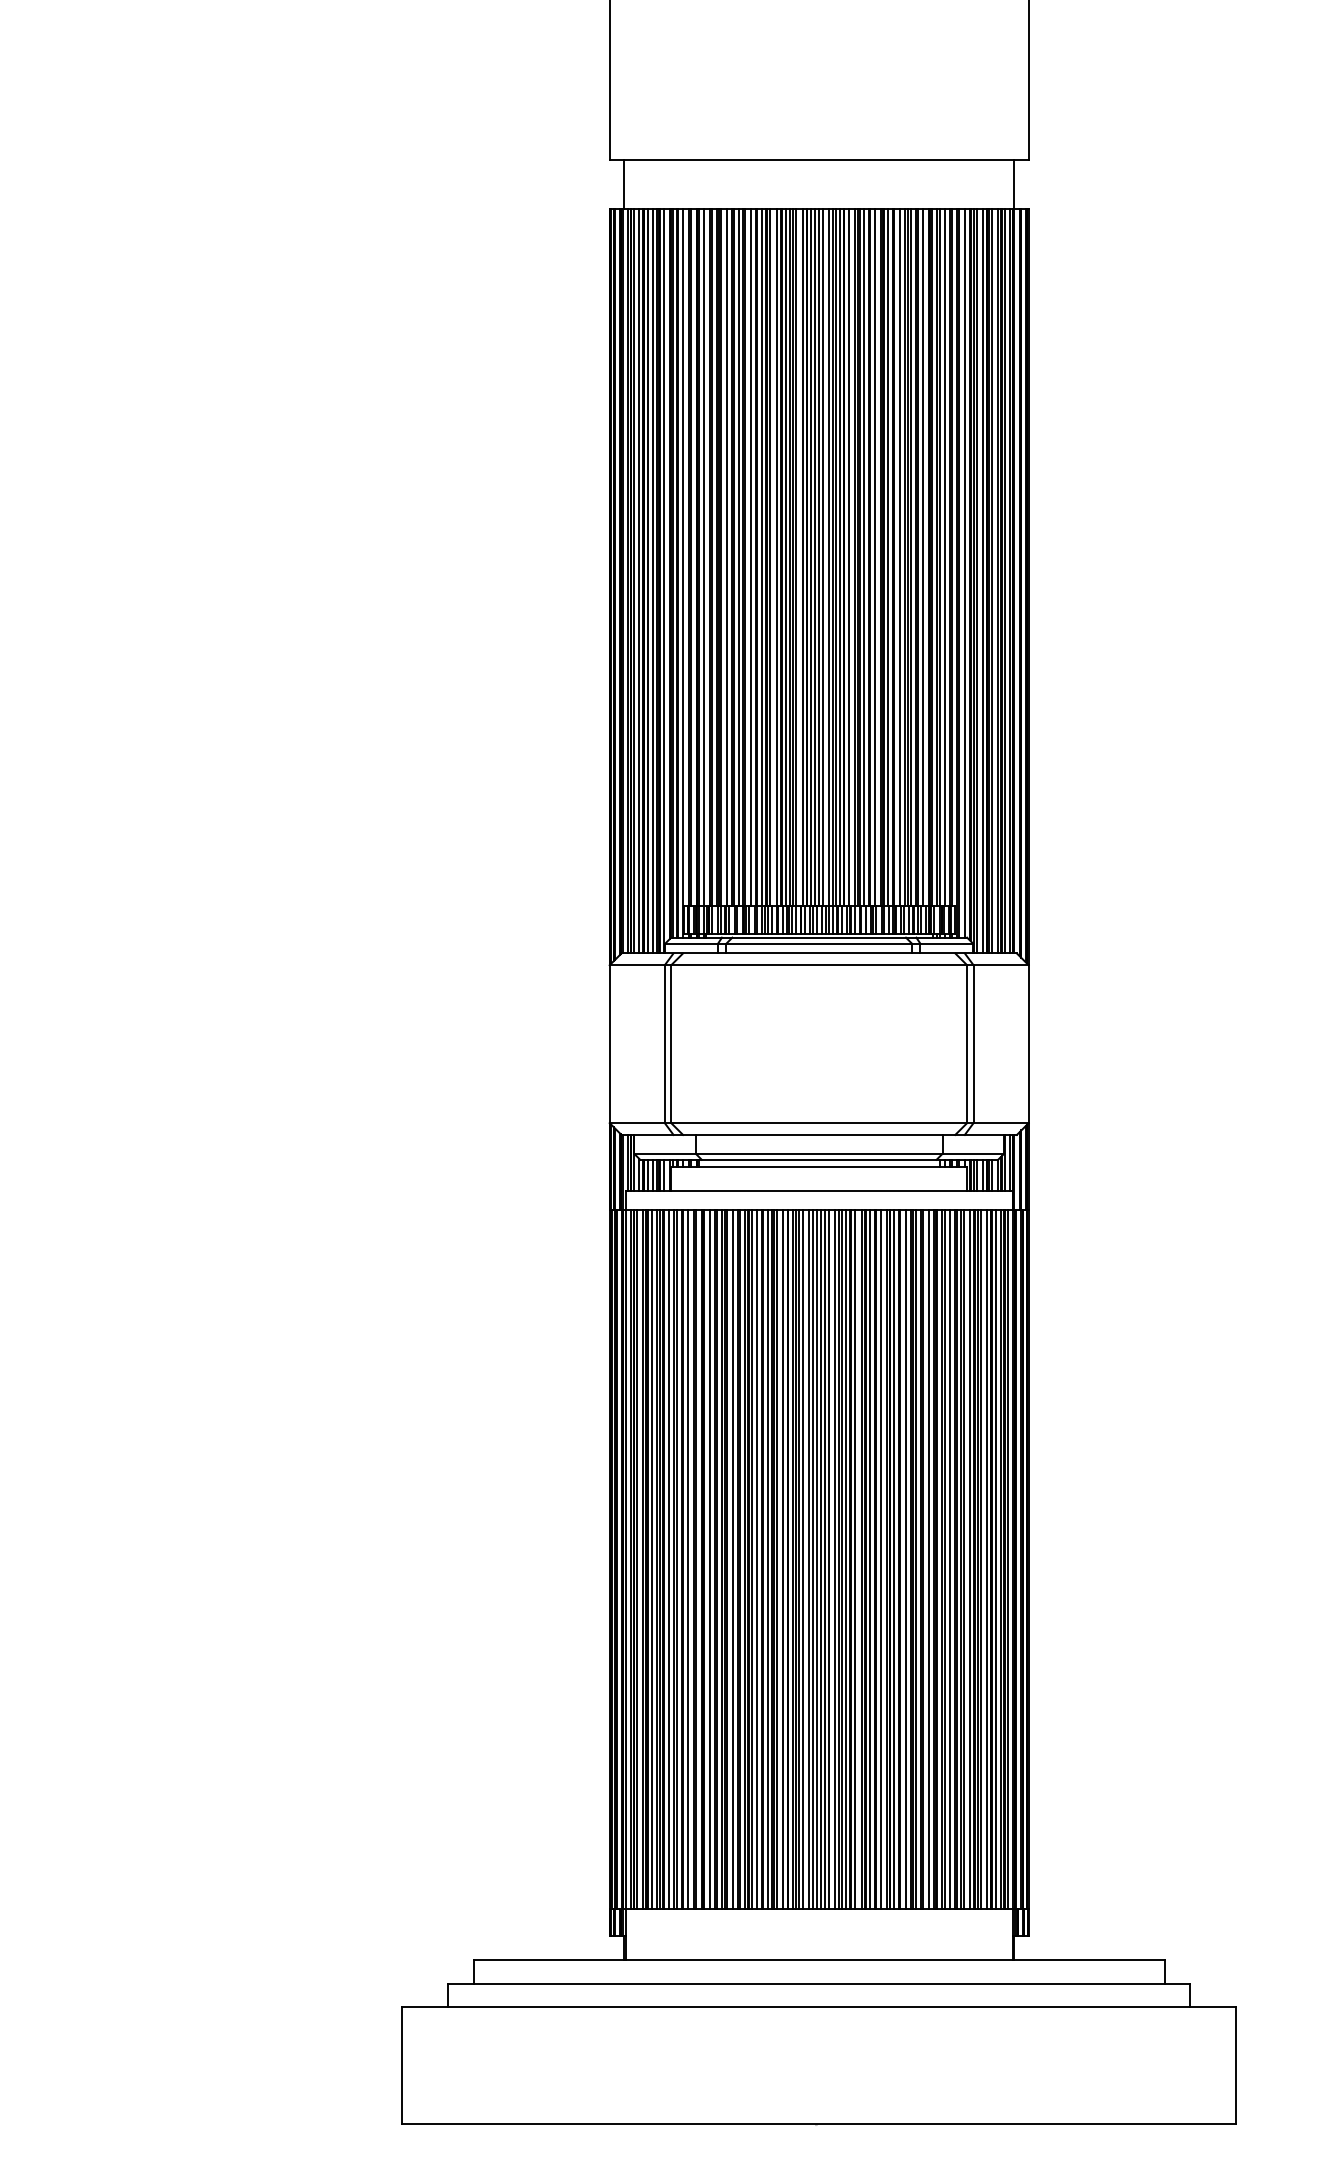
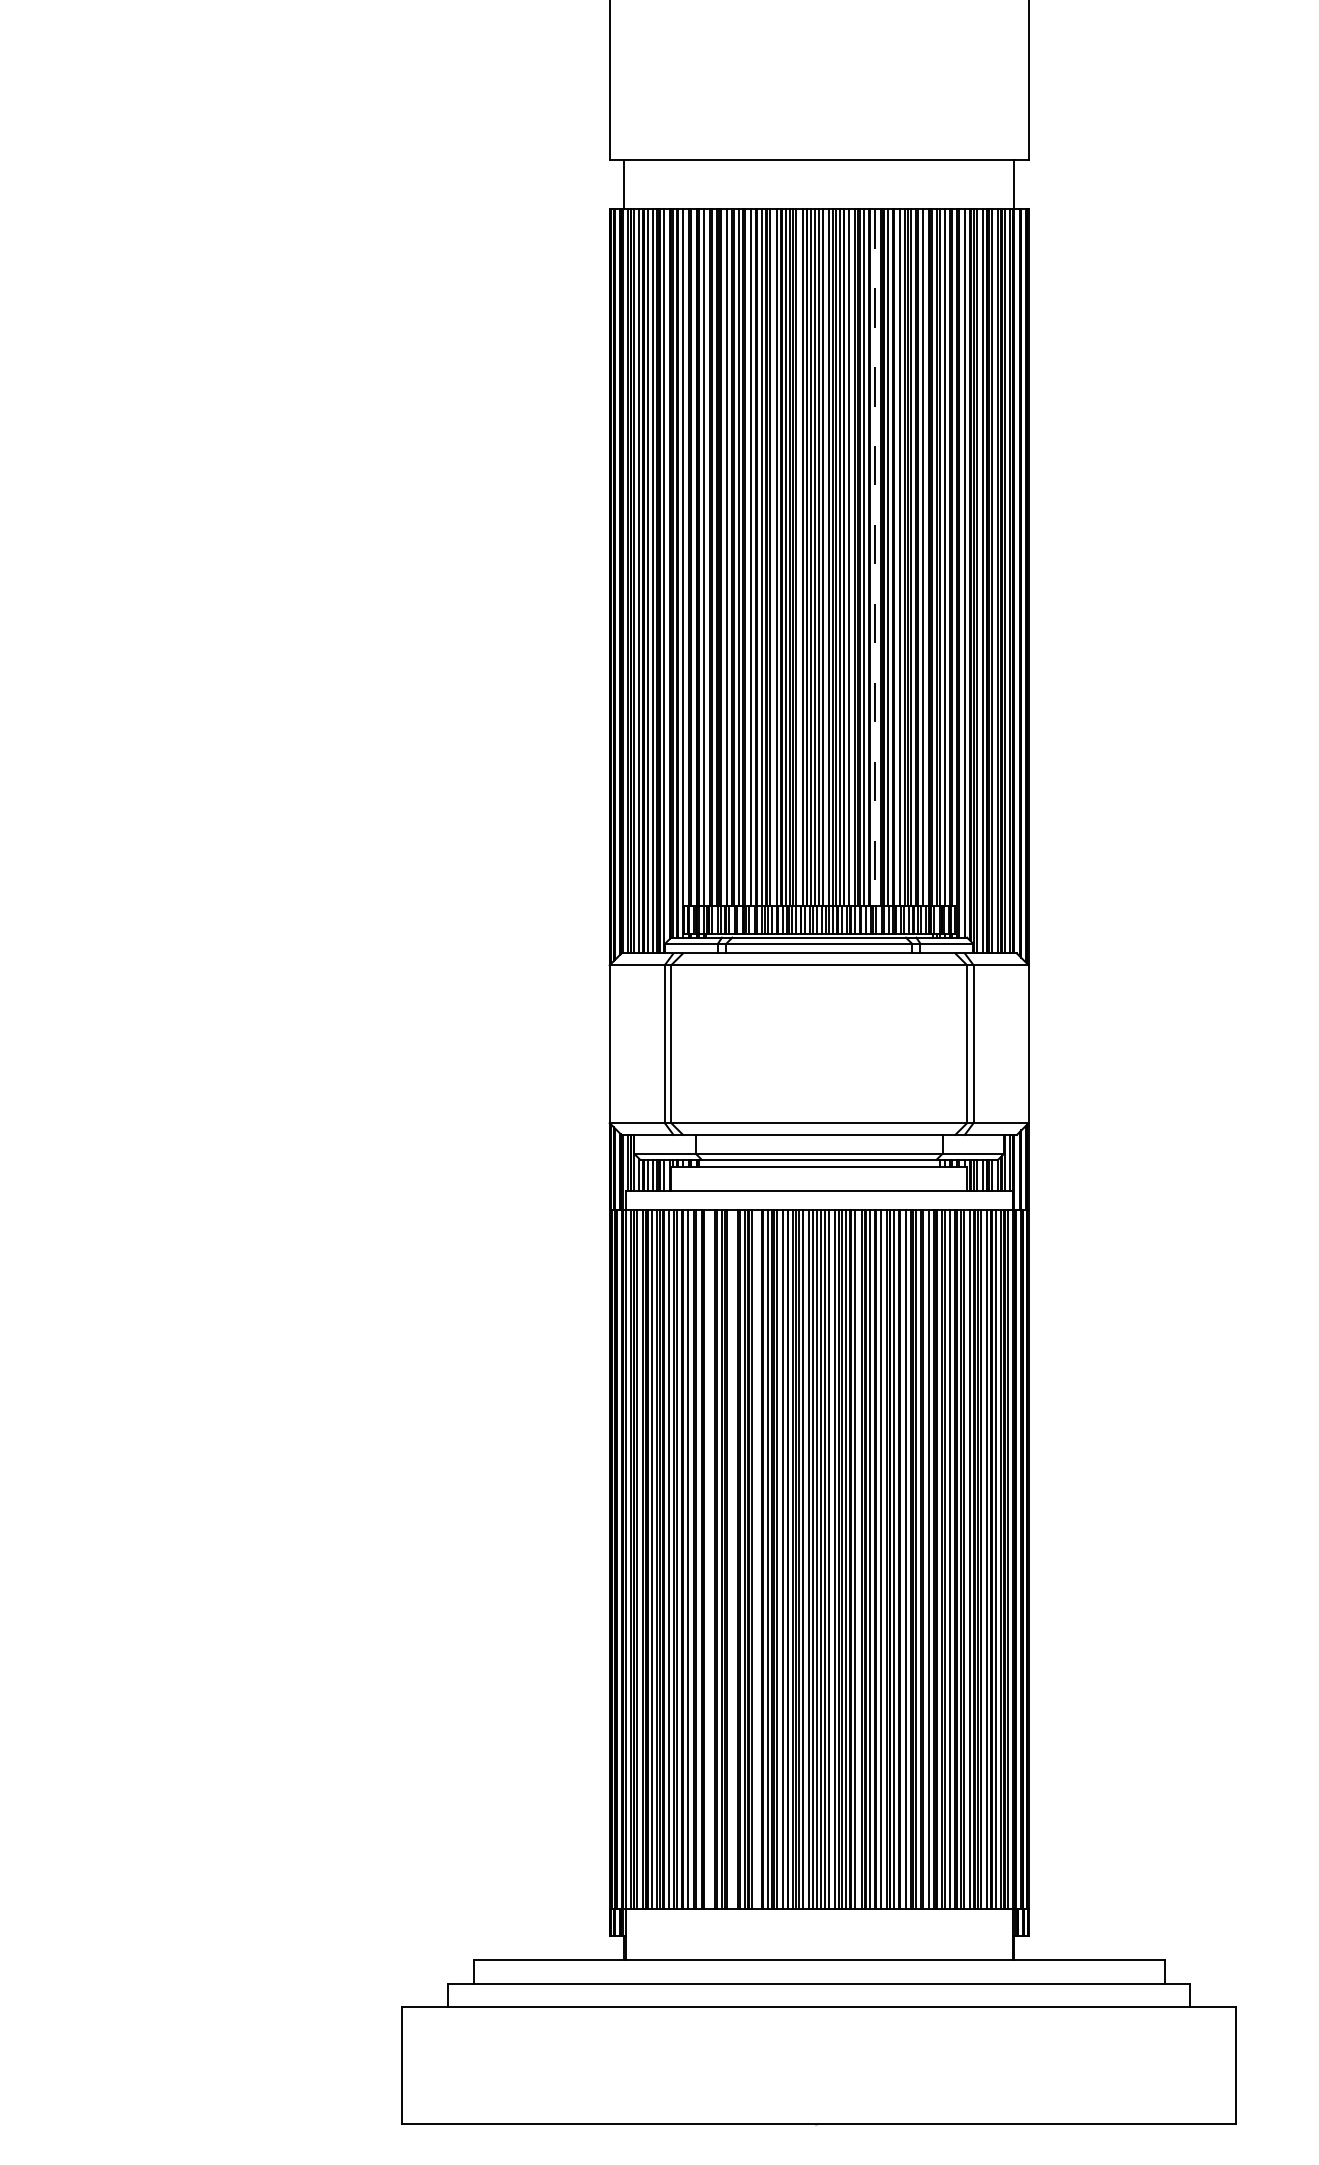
line: solid -> dashed (874, 558)
line: present -> none (709, 1559)
line: present -> none (732, 1559)
line: present -> none (757, 1559)
